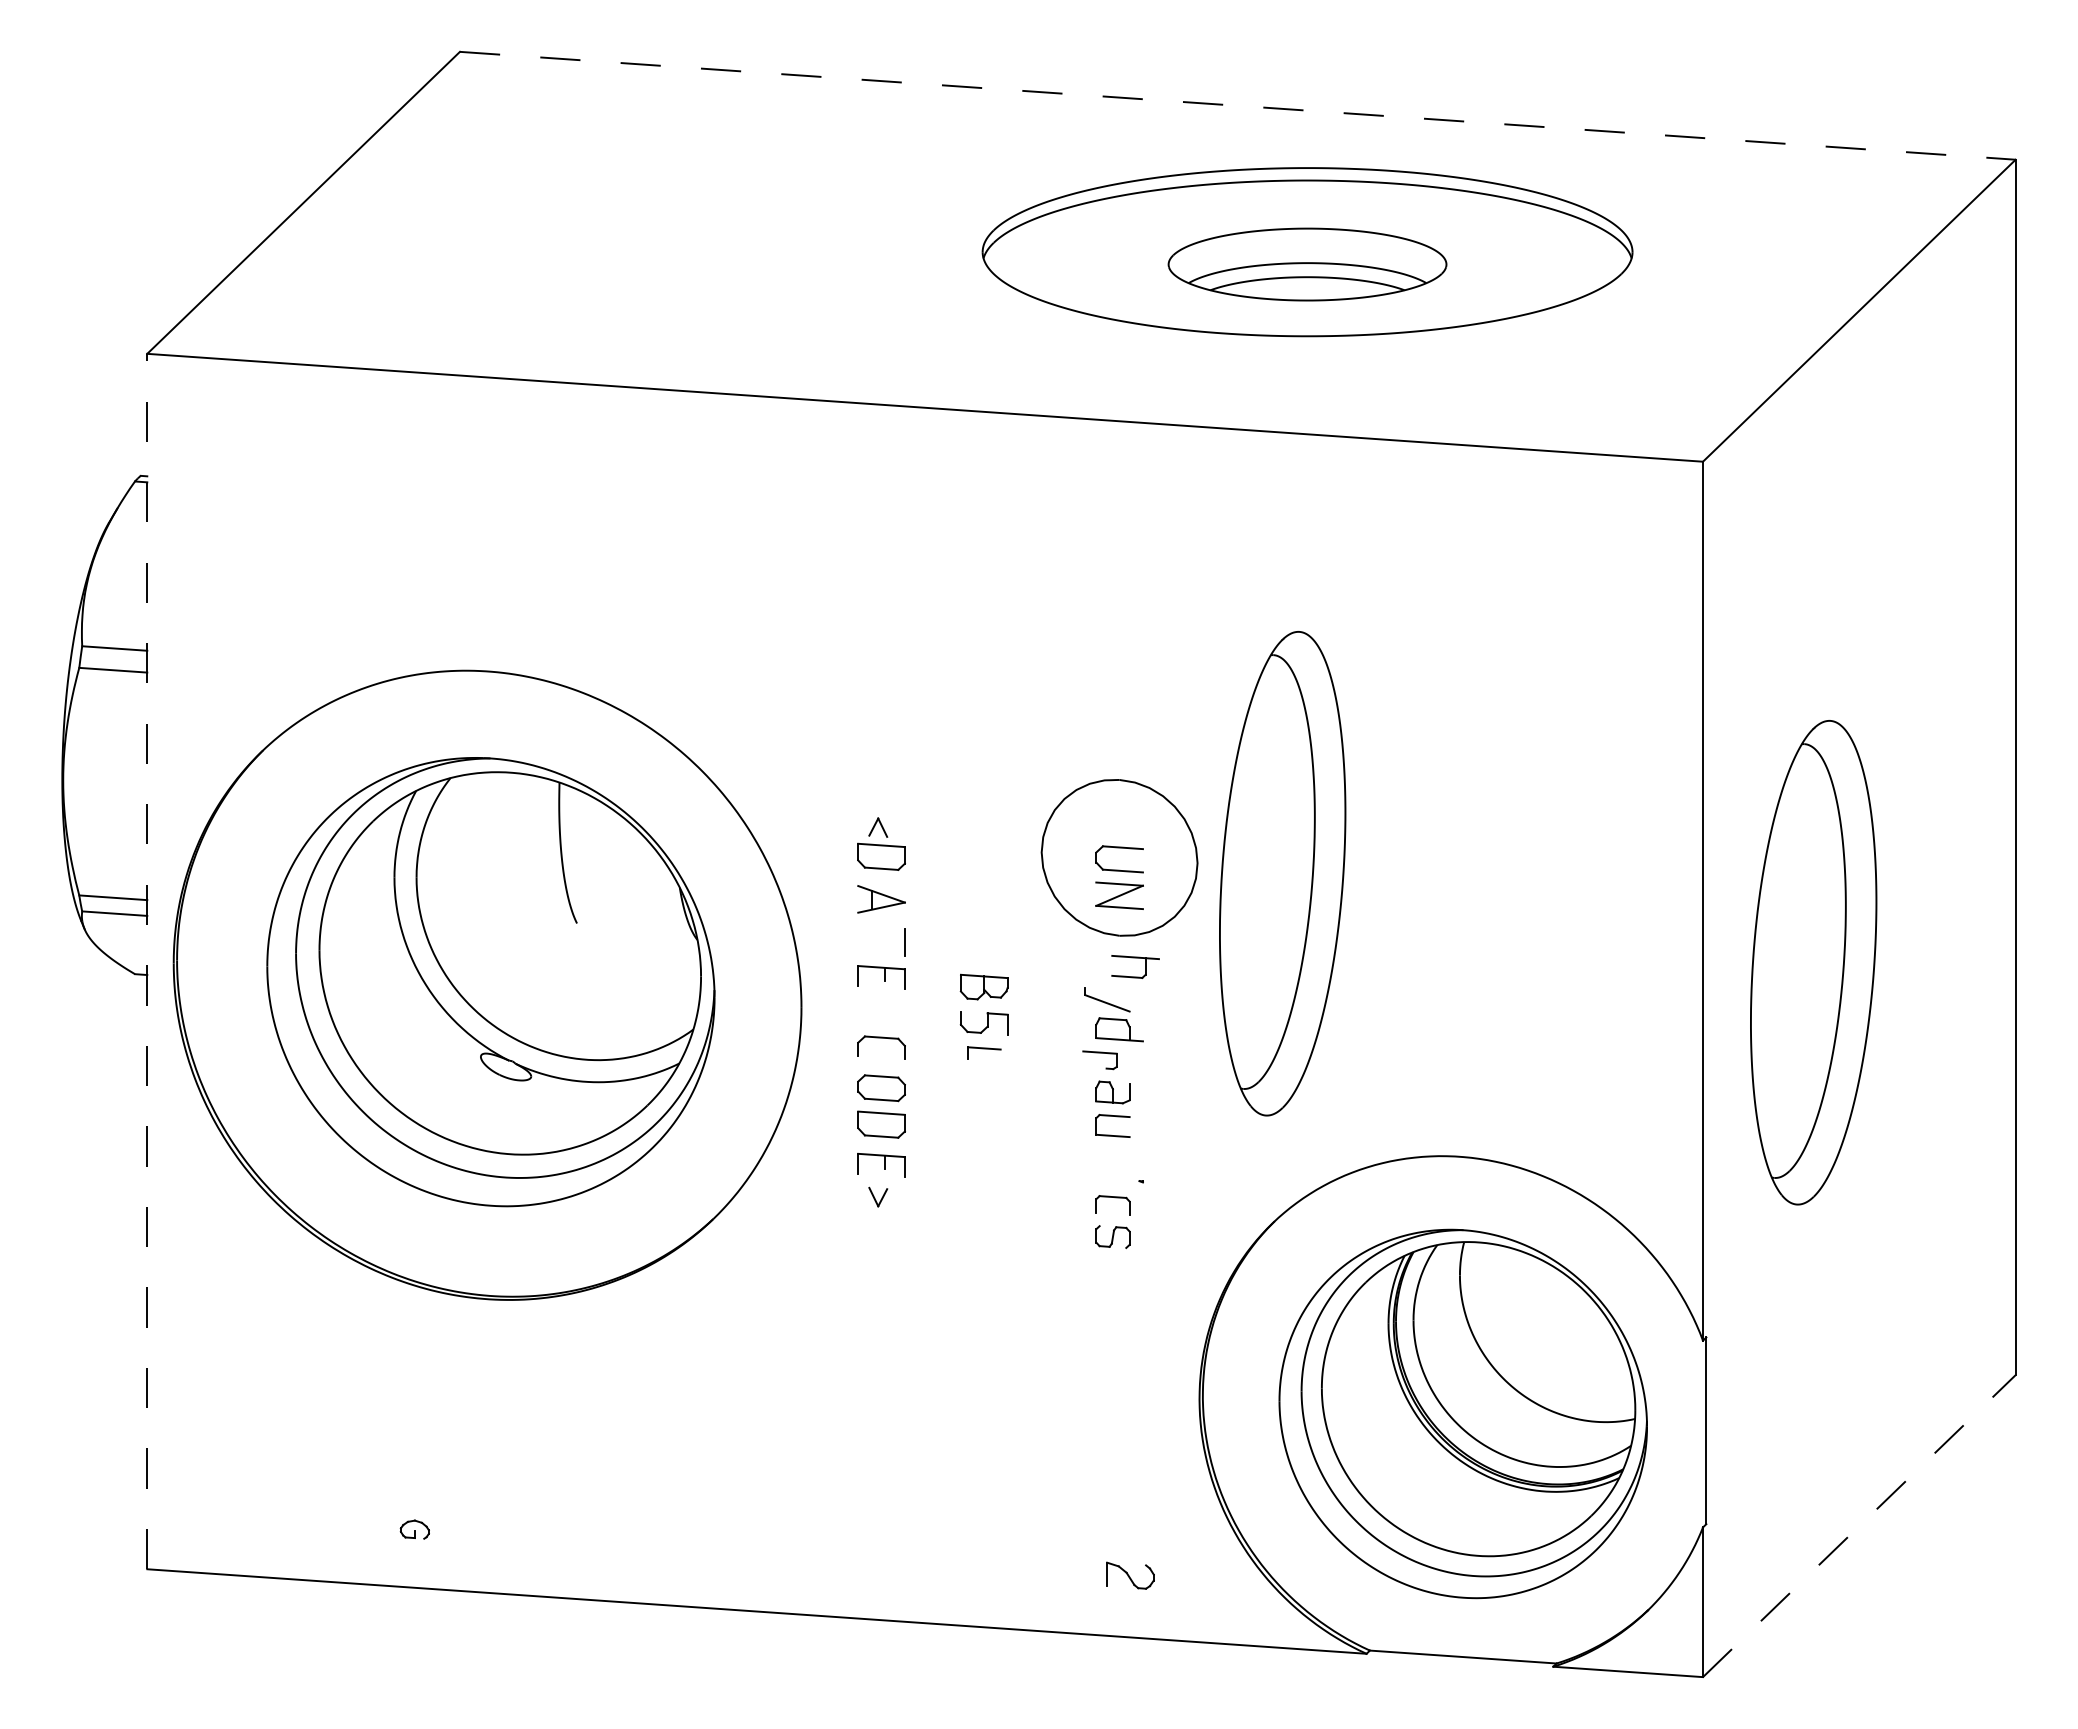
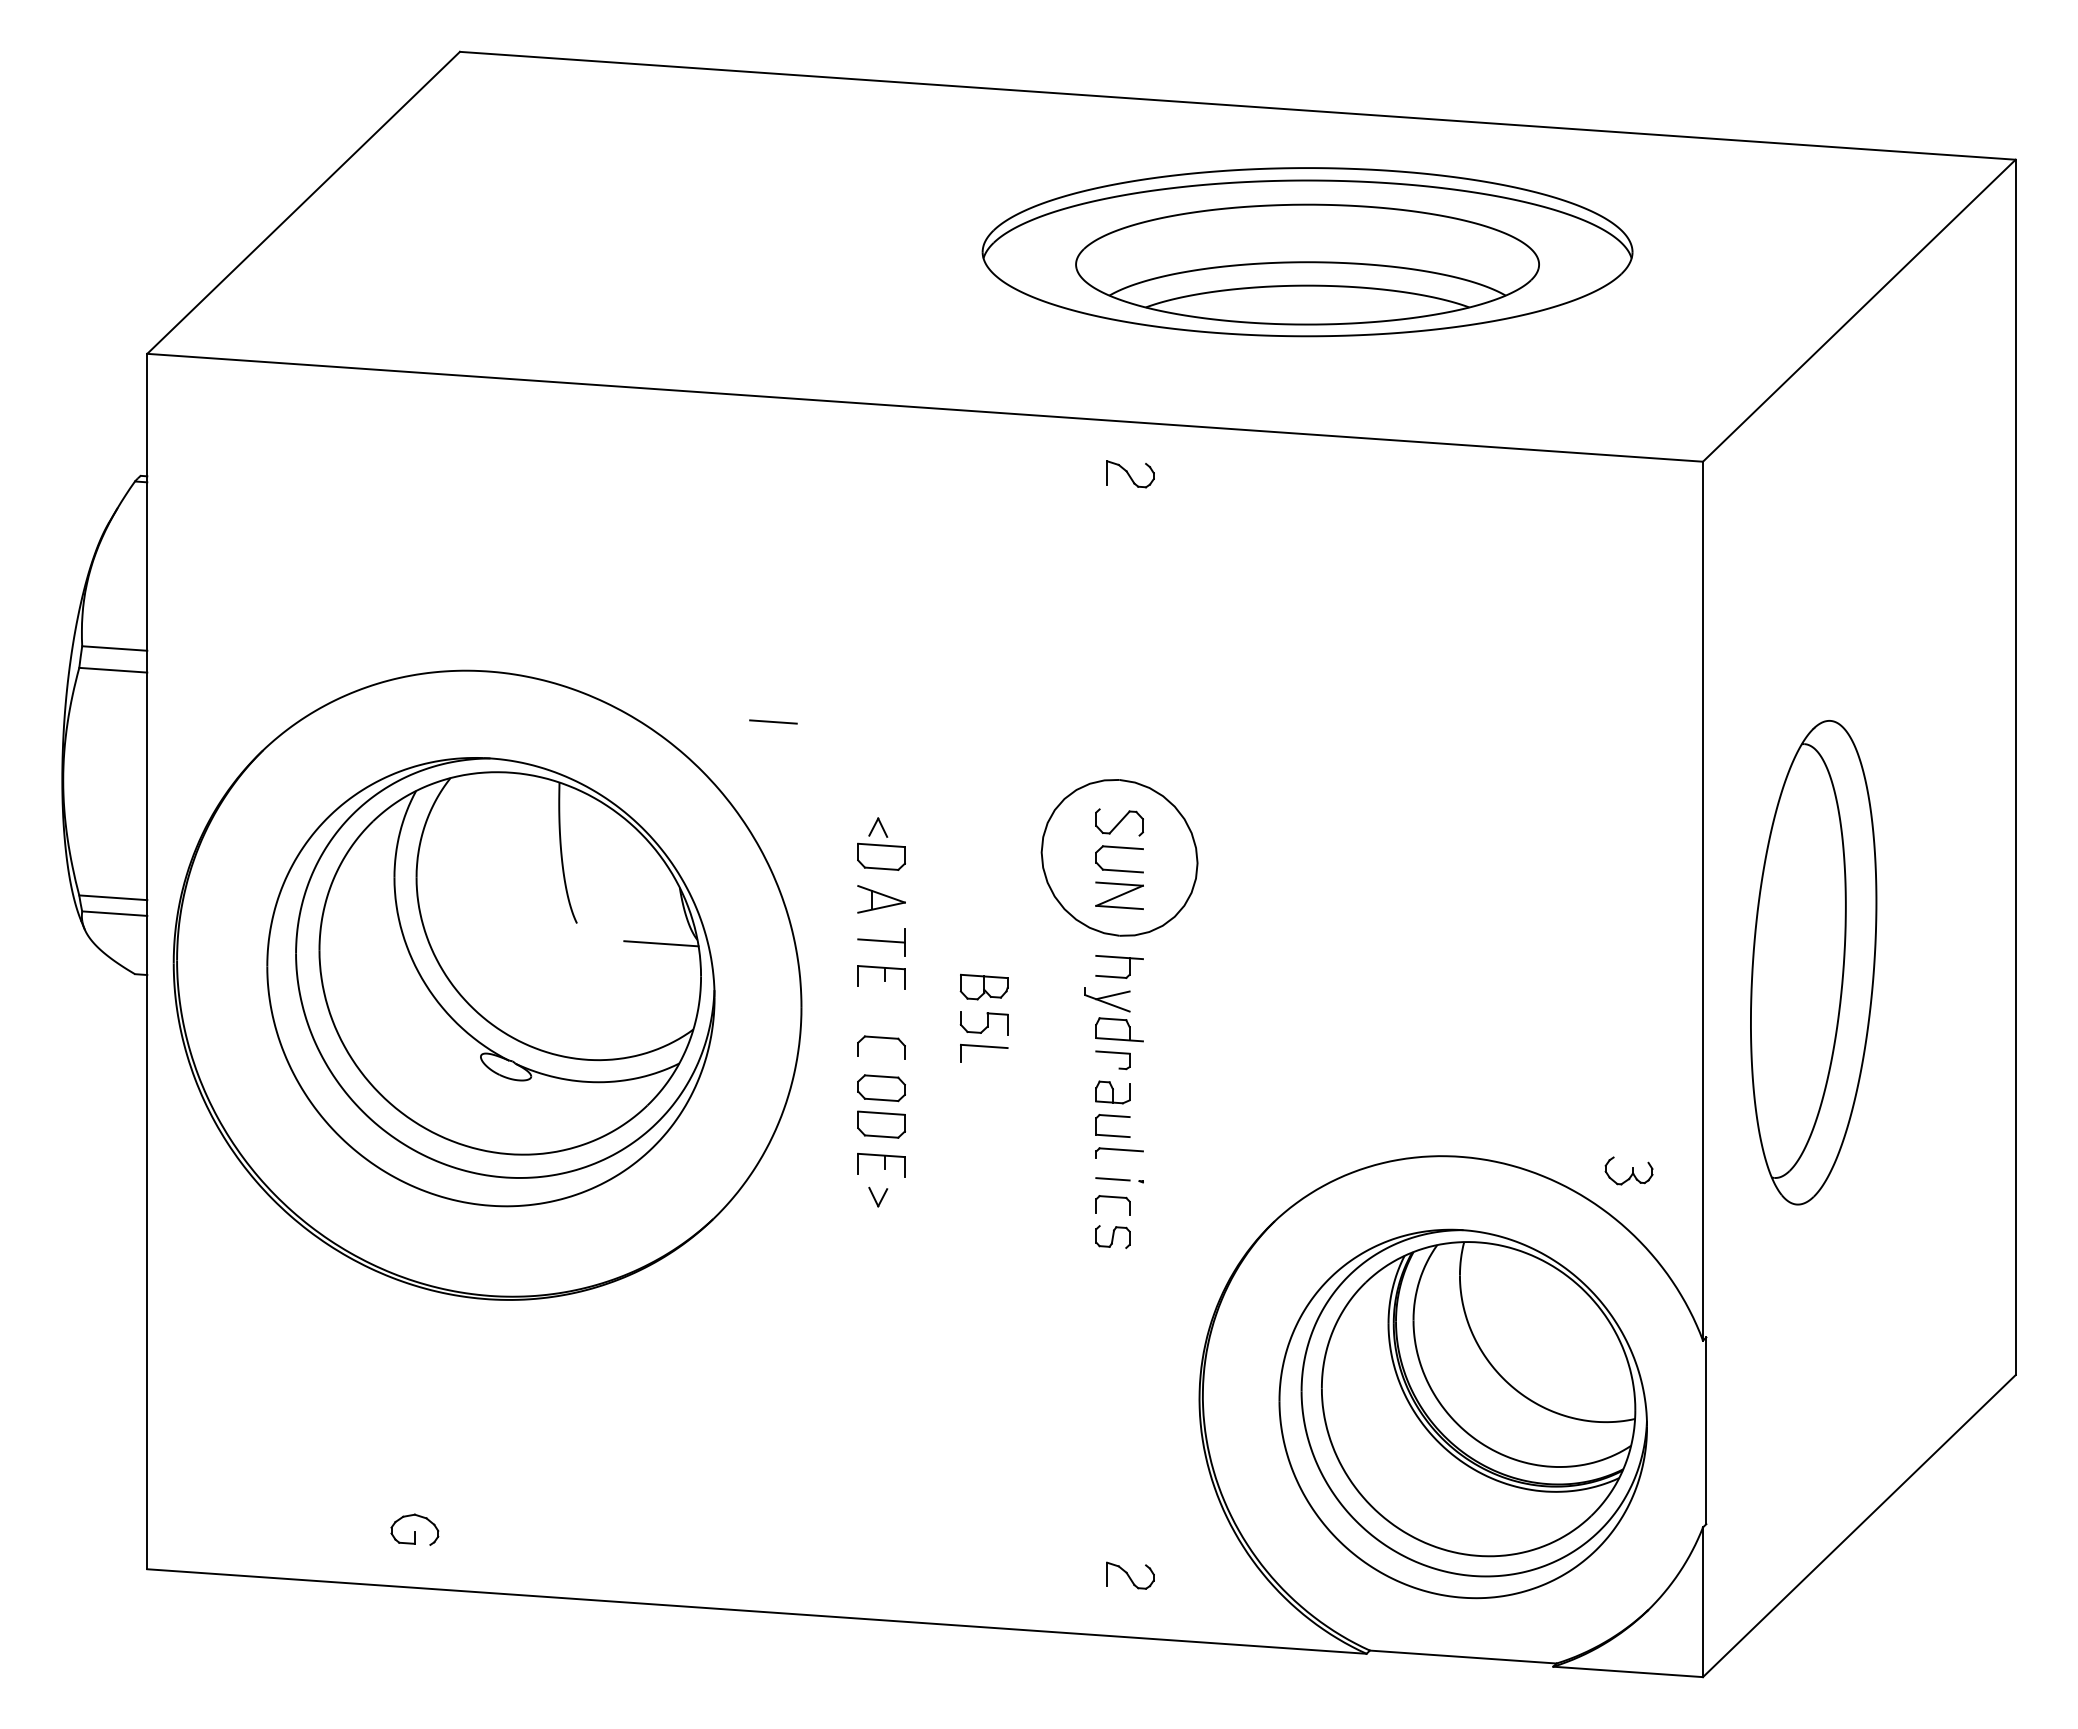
line: dashed -> solid (1237, 105)
part size: 281x75 px -> 465x123 px (1307, 264)
part: none -> present (1130, 474)
line: none -> present (773, 721)
part: none -> present (1119, 822)
part: present -> none (1282, 873)
line: none -> present (881, 940)
line: none -> present (661, 943)
part position: (1135, 958) -> (1119, 958) (1119, 958)
line: dashed -> solid (147, 961)
line: none -> present (1112, 995)
part size: 35x14 px -> 49x20 px (984, 1052)
part position: (1099, 1053) -> (1112, 1053) (1112, 1053)
part: none -> present (1119, 1152)
part: none -> present (1628, 1170)
line: none -> present (1112, 1179)
line: dashed -> solid (1859, 1525)
part size: 31x21 px -> 50x33 px (414, 1529)
